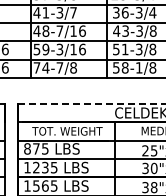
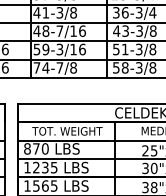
text: 41-3/7 -> 41-3/8 (73, 12)
text: 58-1/8 -> 58-3/8 (138, 67)
line: dashed -> solid (91, 103)
text: 875 -> 870 (44, 148)
